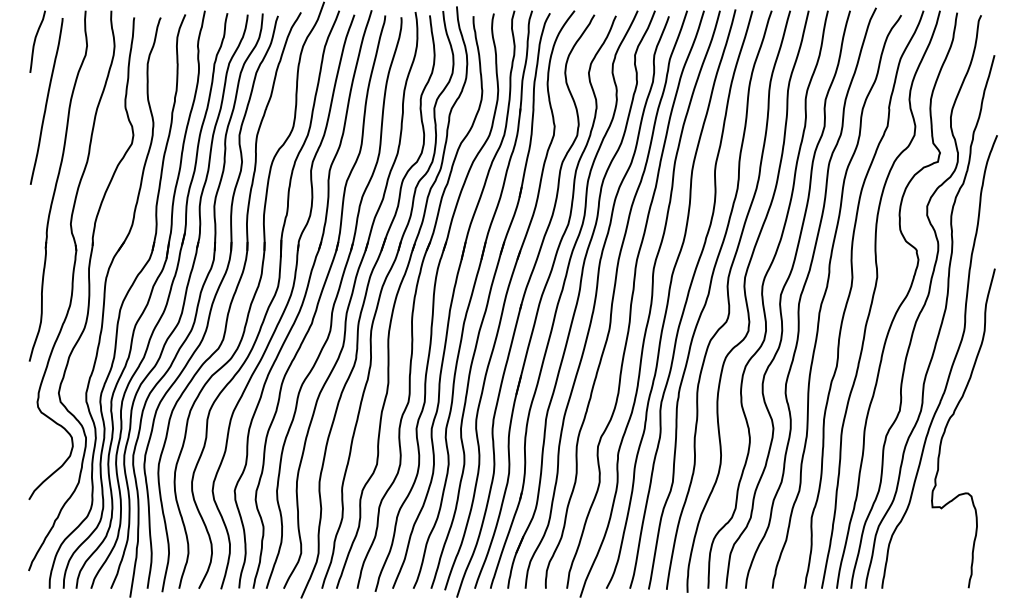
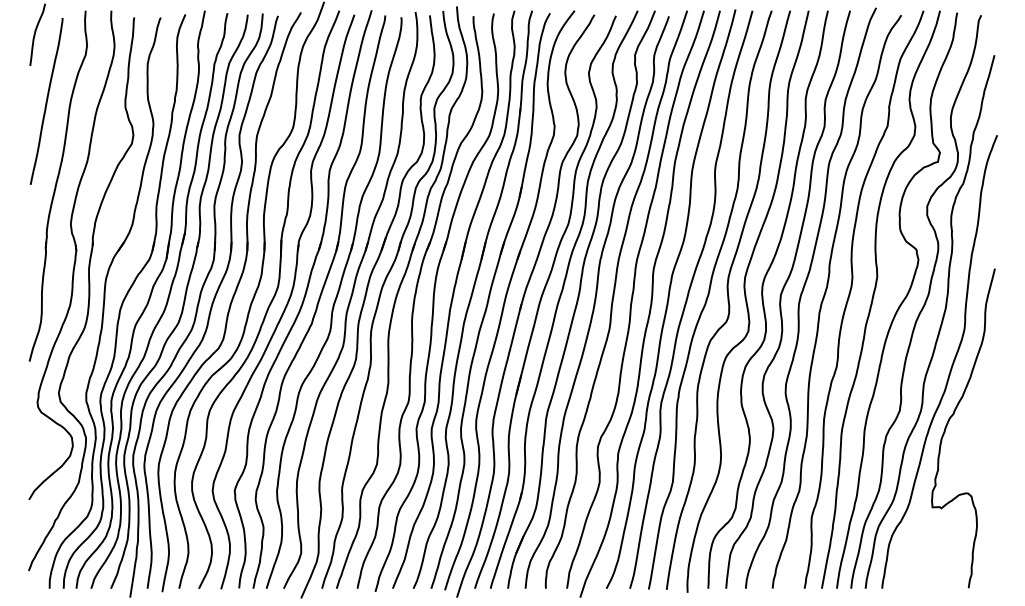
curve position: (35, 41) -> (35, 34) (35, 34)
